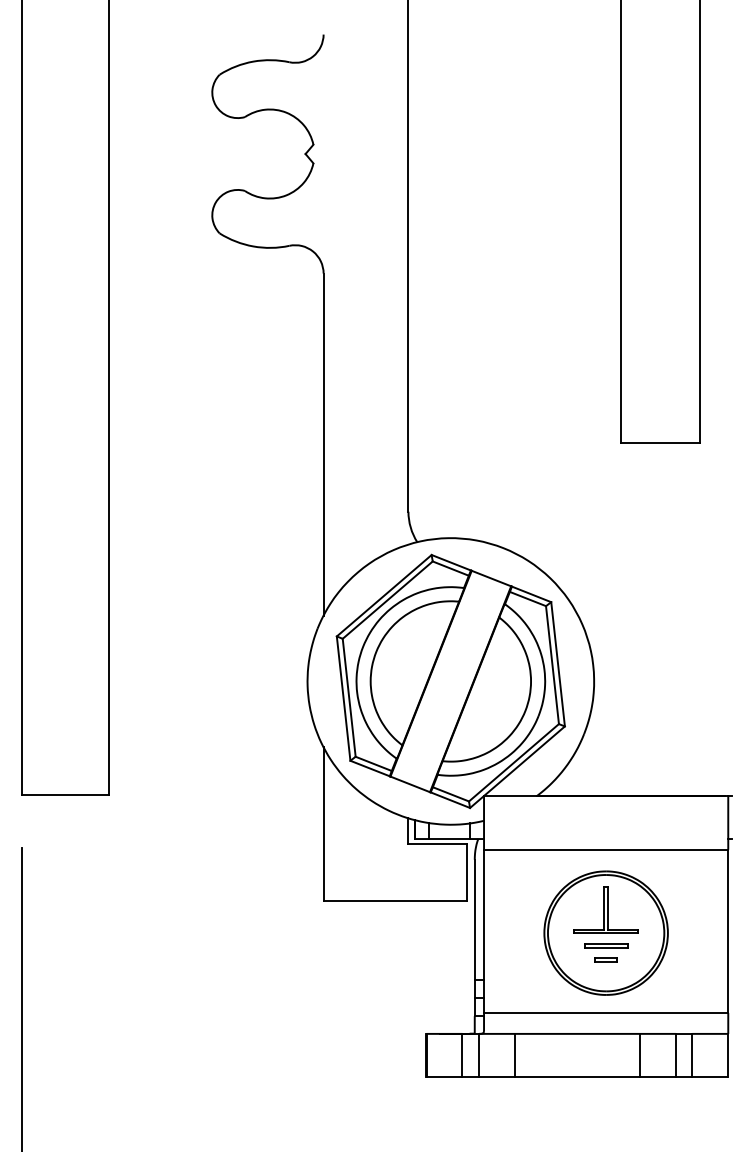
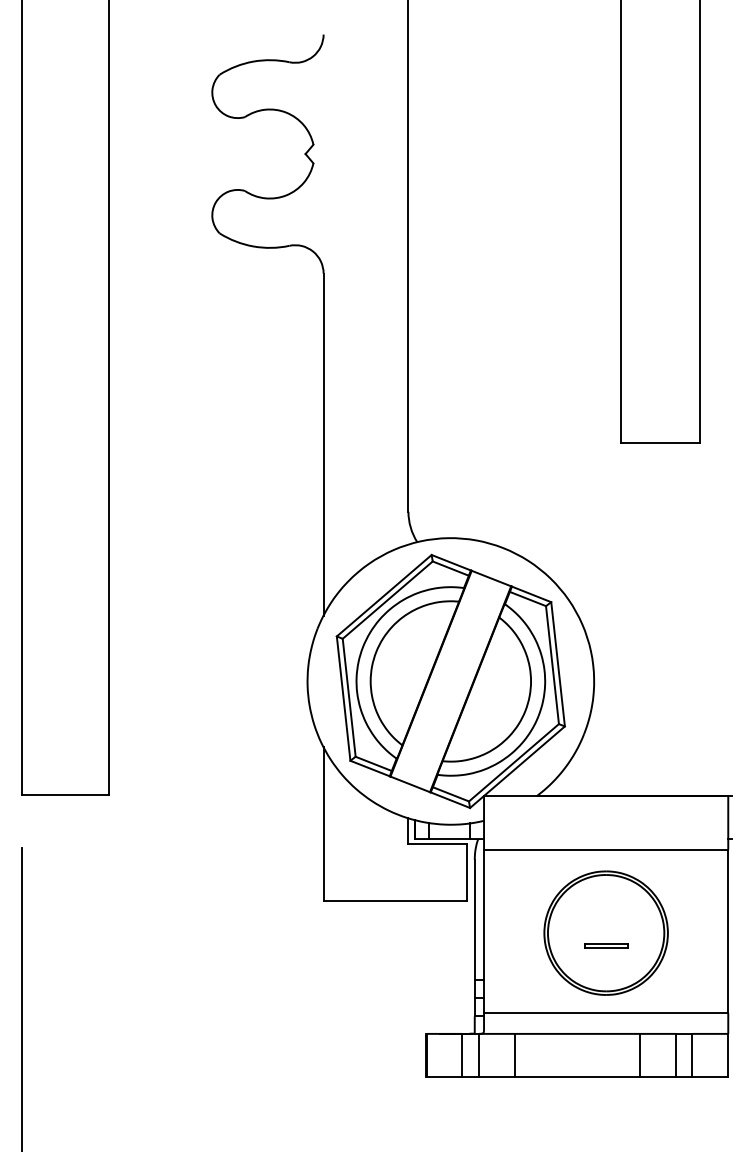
part: present -> none (605, 909)
part: present -> none (605, 959)
